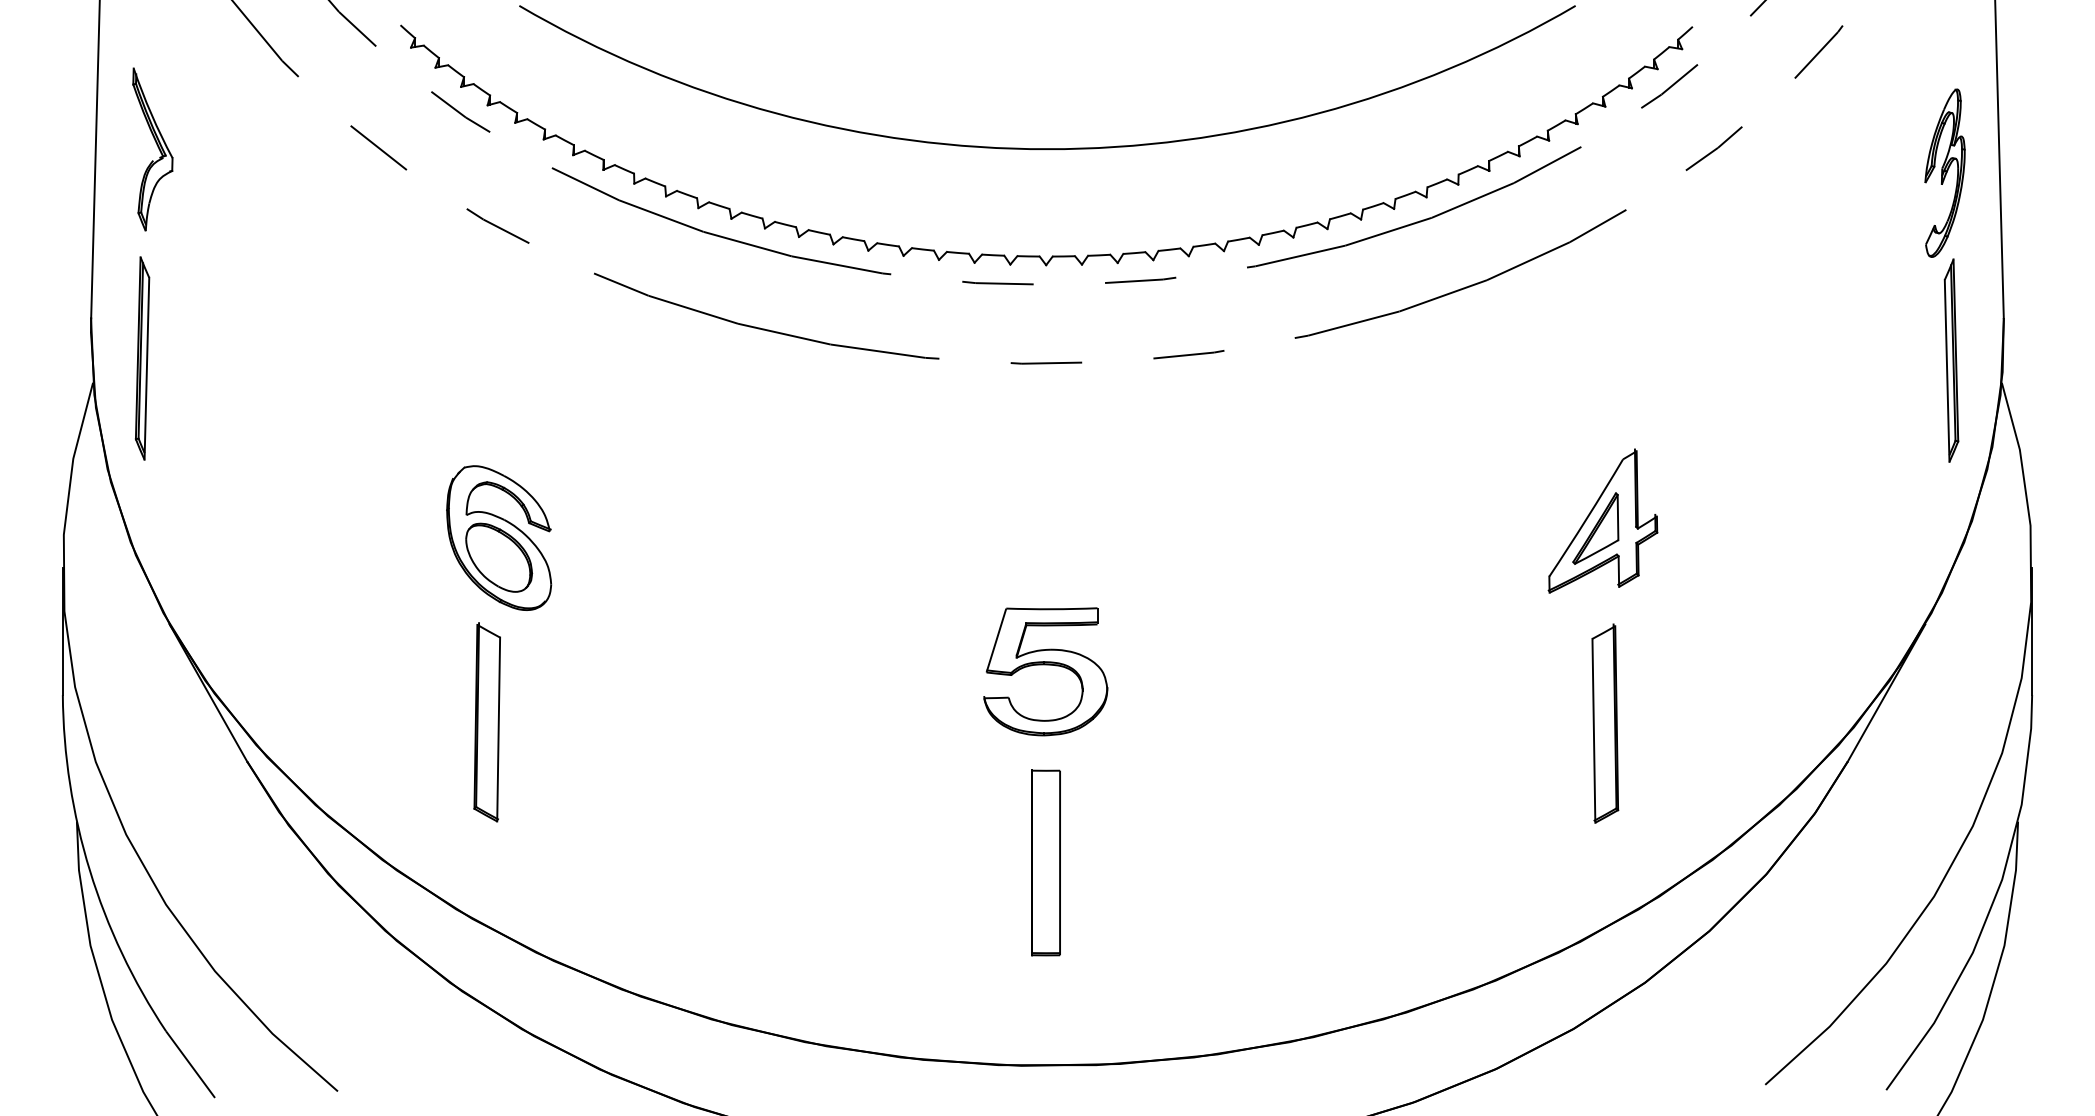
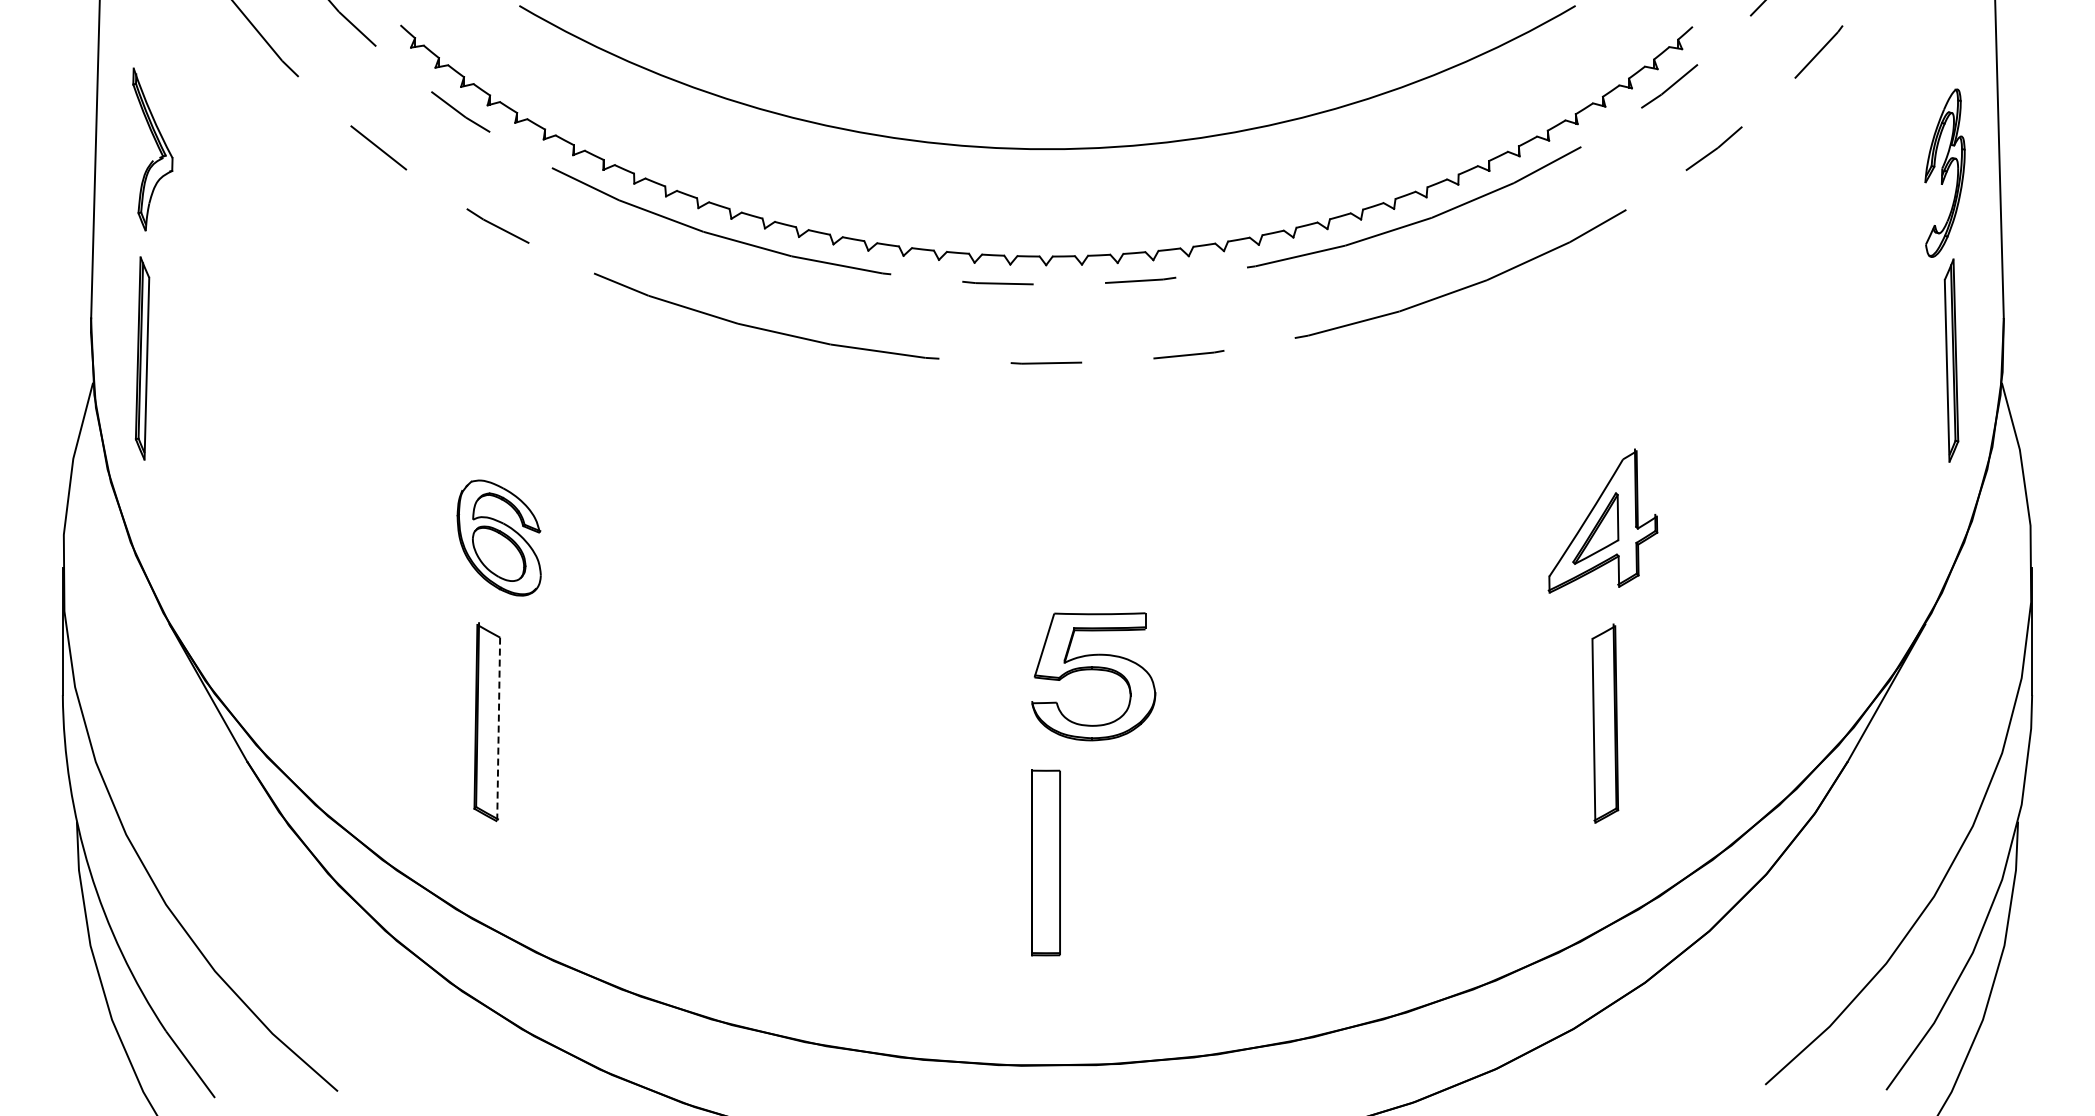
part size: 107x146 px -> 86x118 px (498, 537)
part position: (1045, 671) -> (1093, 676) (1093, 676)
line: solid -> dashed (498, 729)
